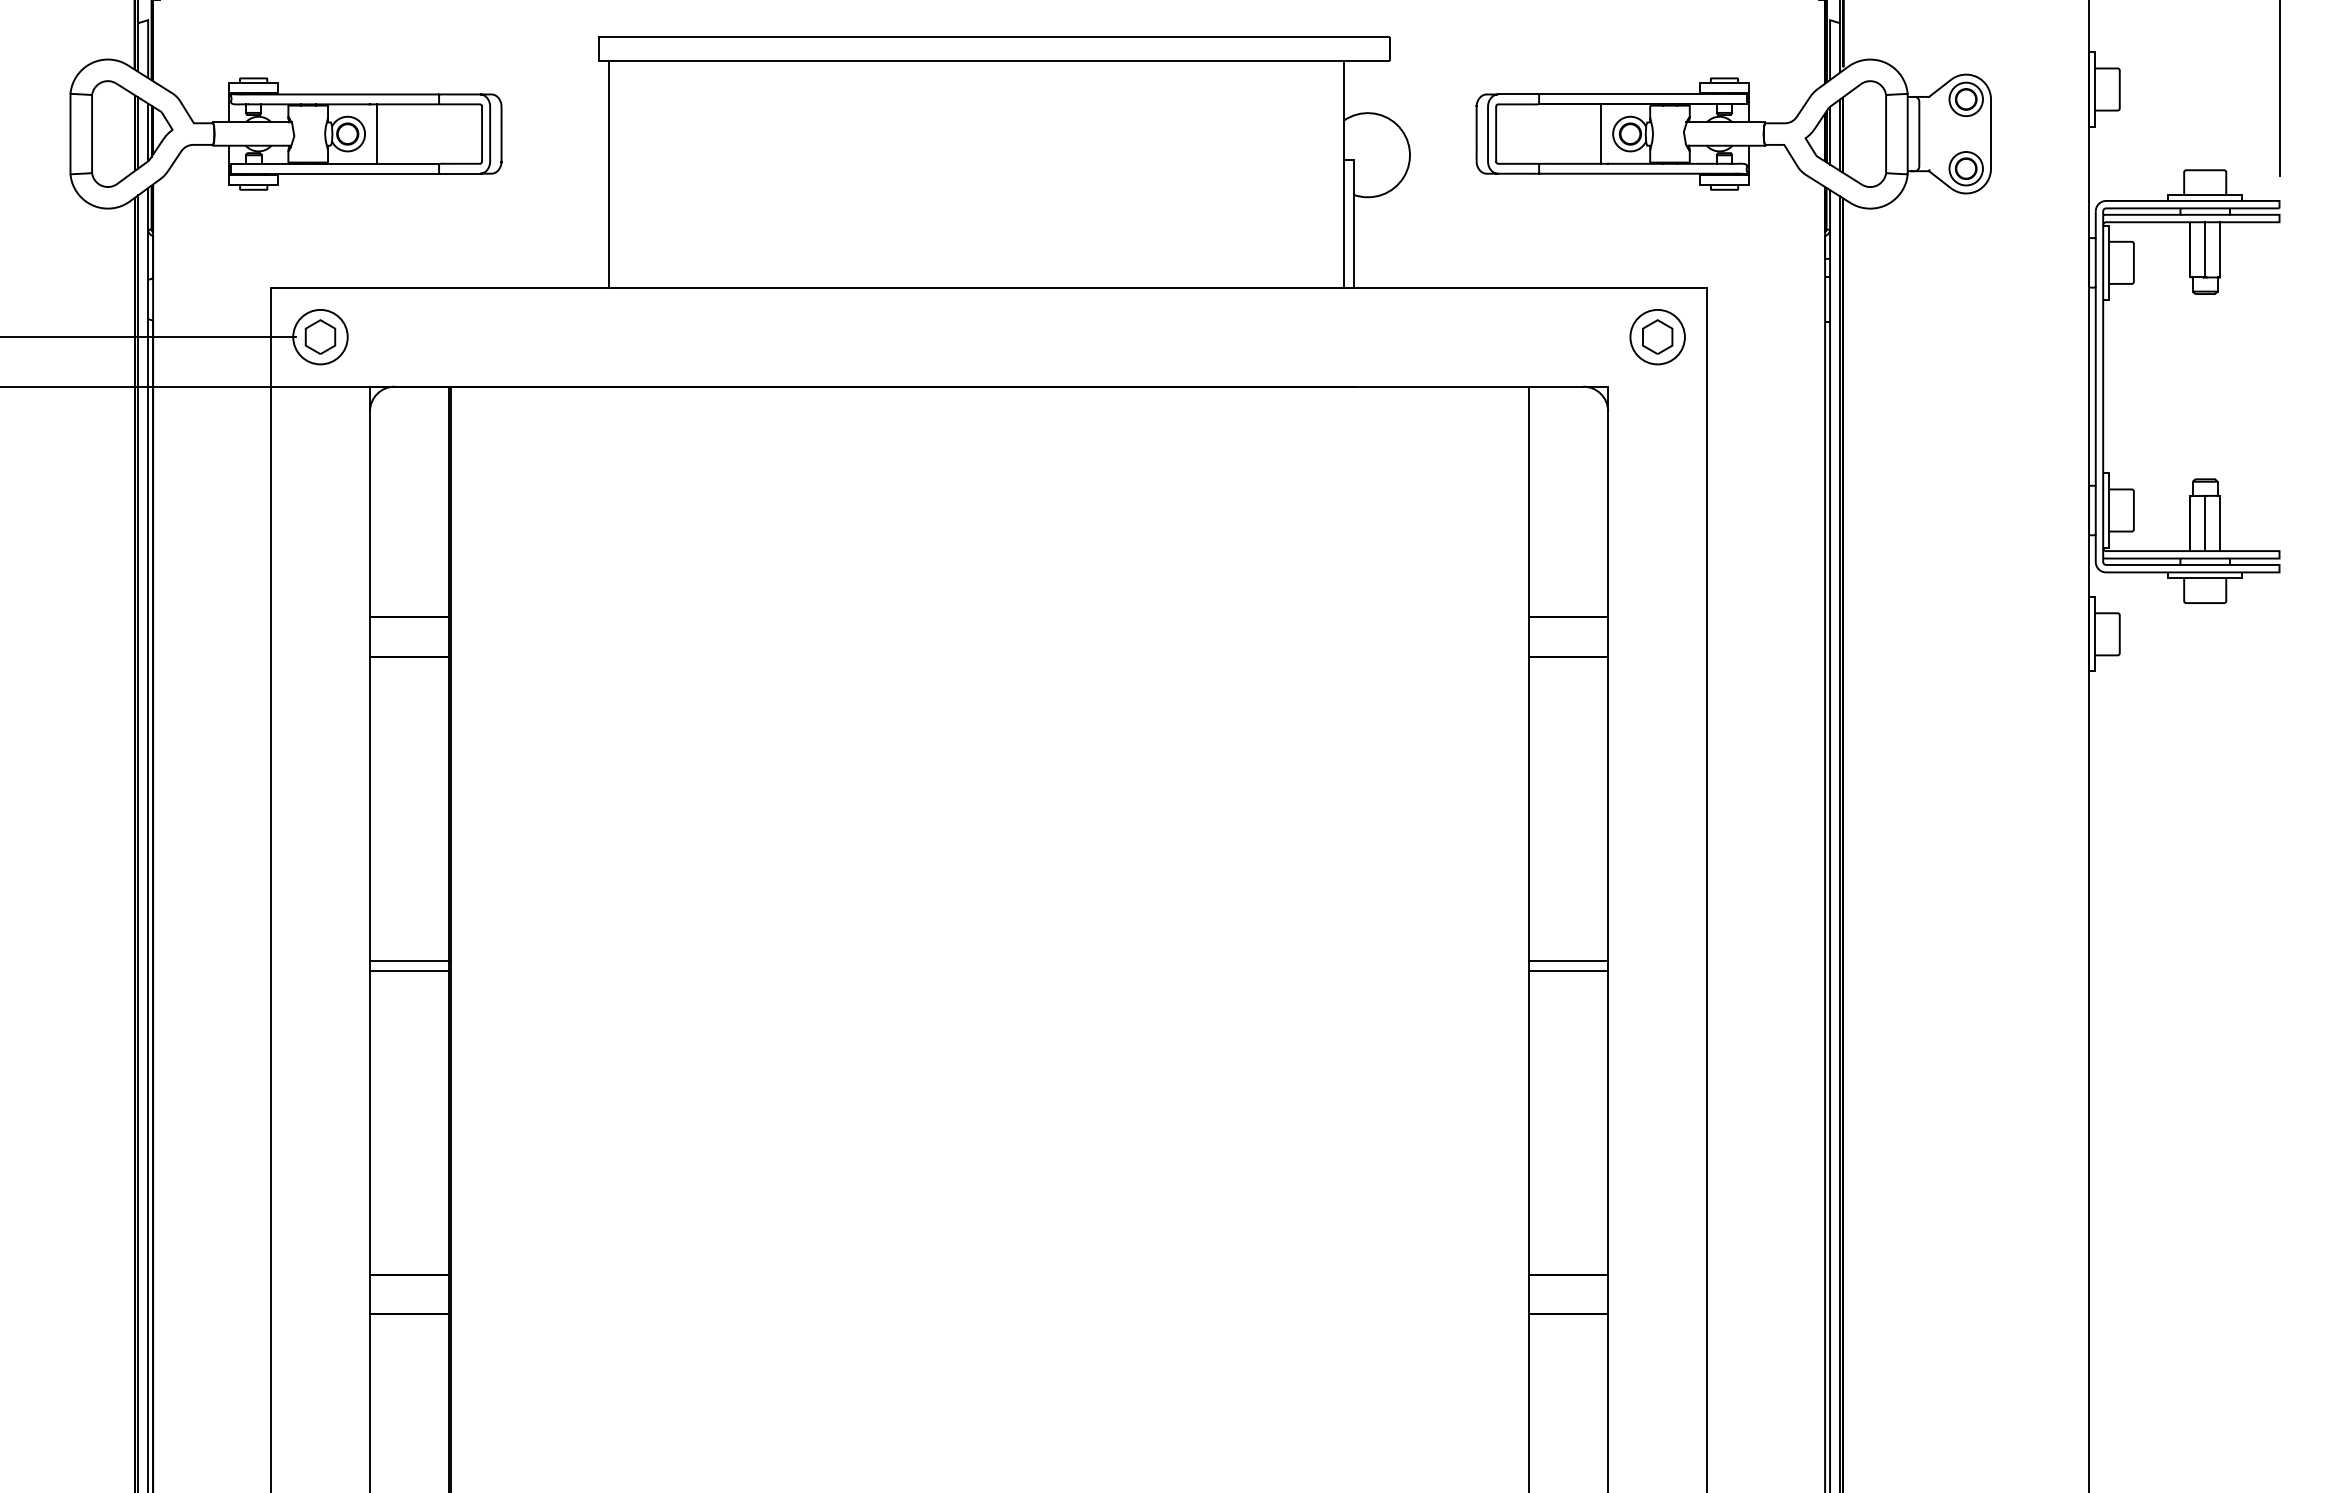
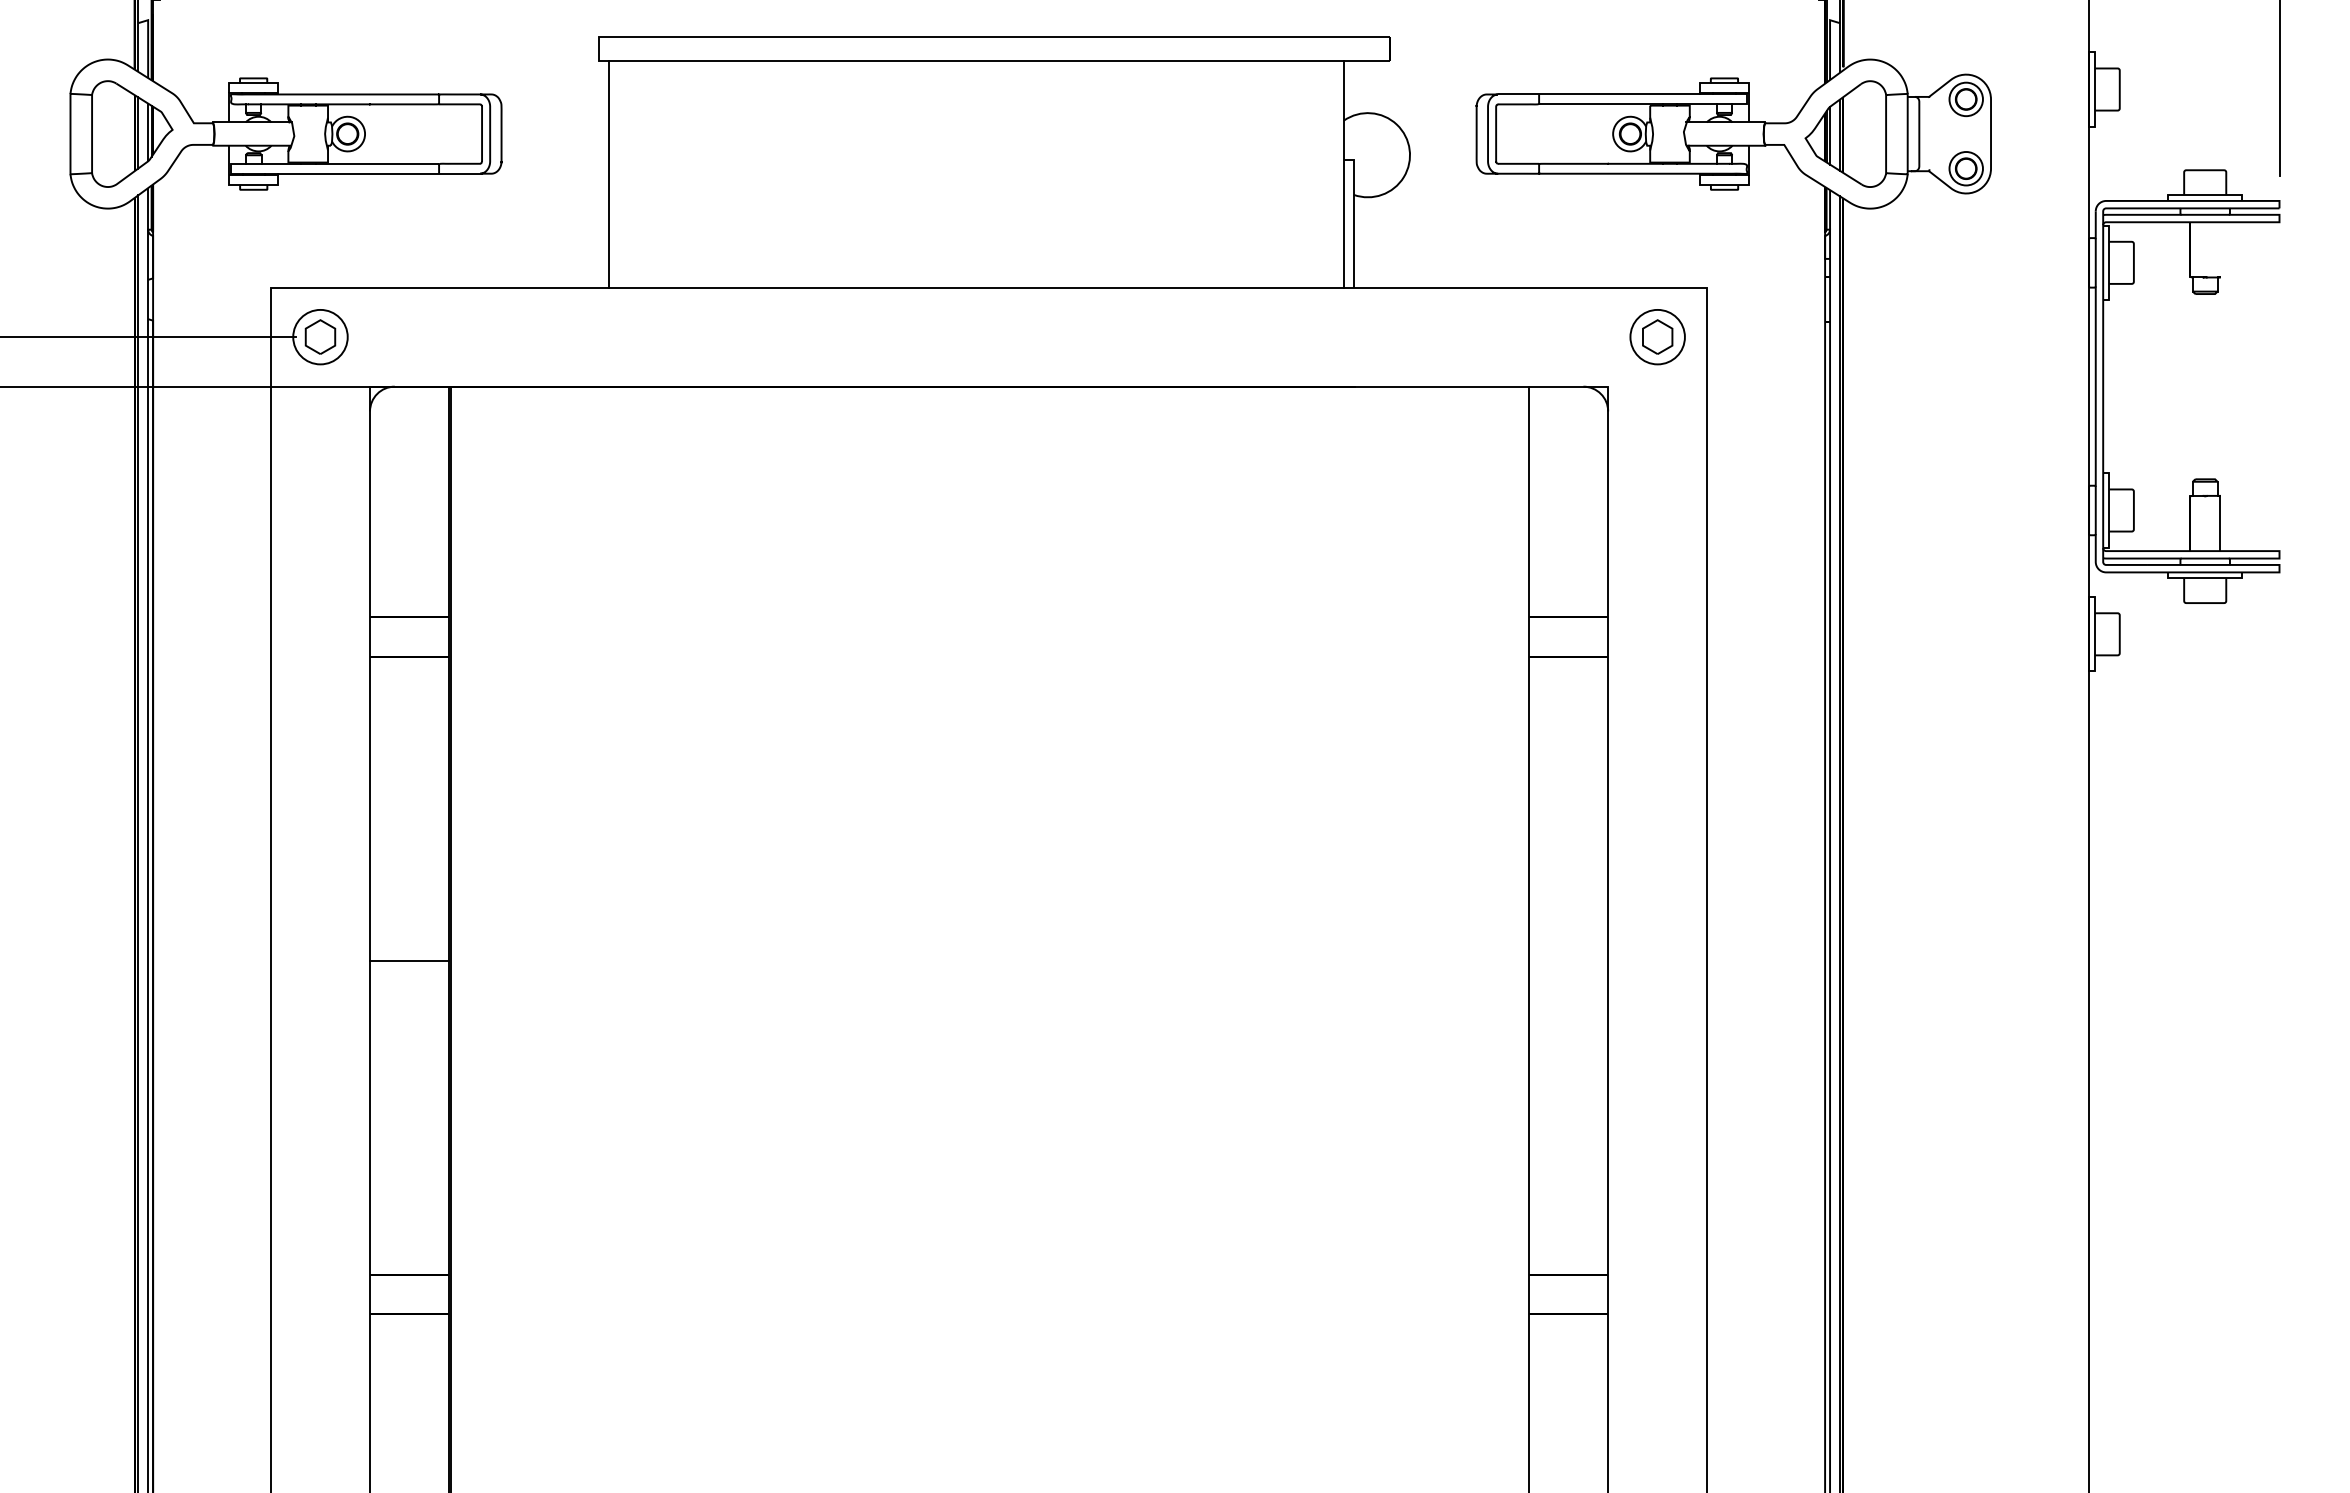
line: present -> none (377, 133)
line: present -> none (1600, 133)
line: present -> none (2205, 249)
line: present -> none (2220, 249)
line: present -> none (2205, 524)
line: present -> none (1568, 960)
line: present -> none (409, 970)
line: present -> none (1568, 970)
